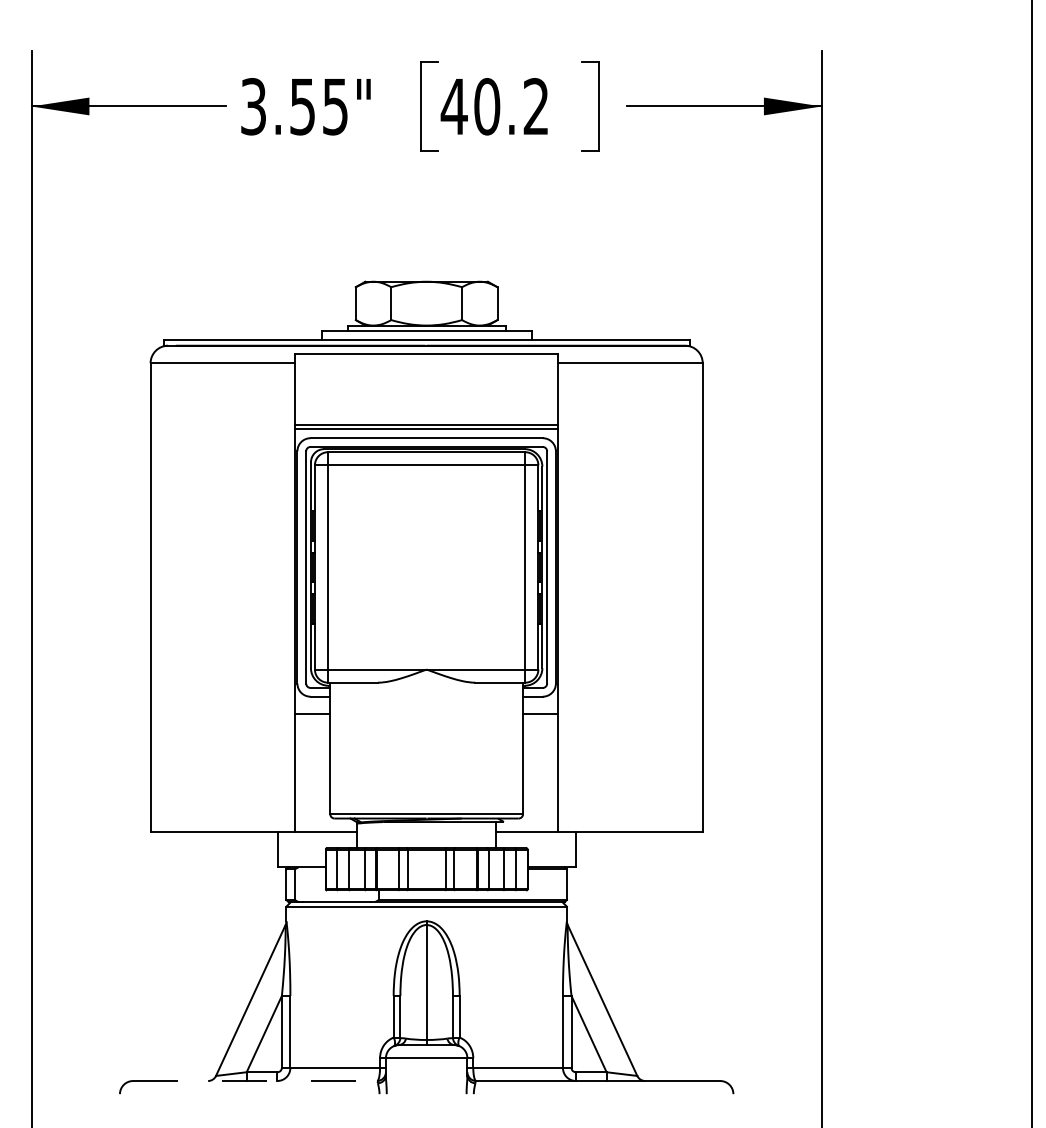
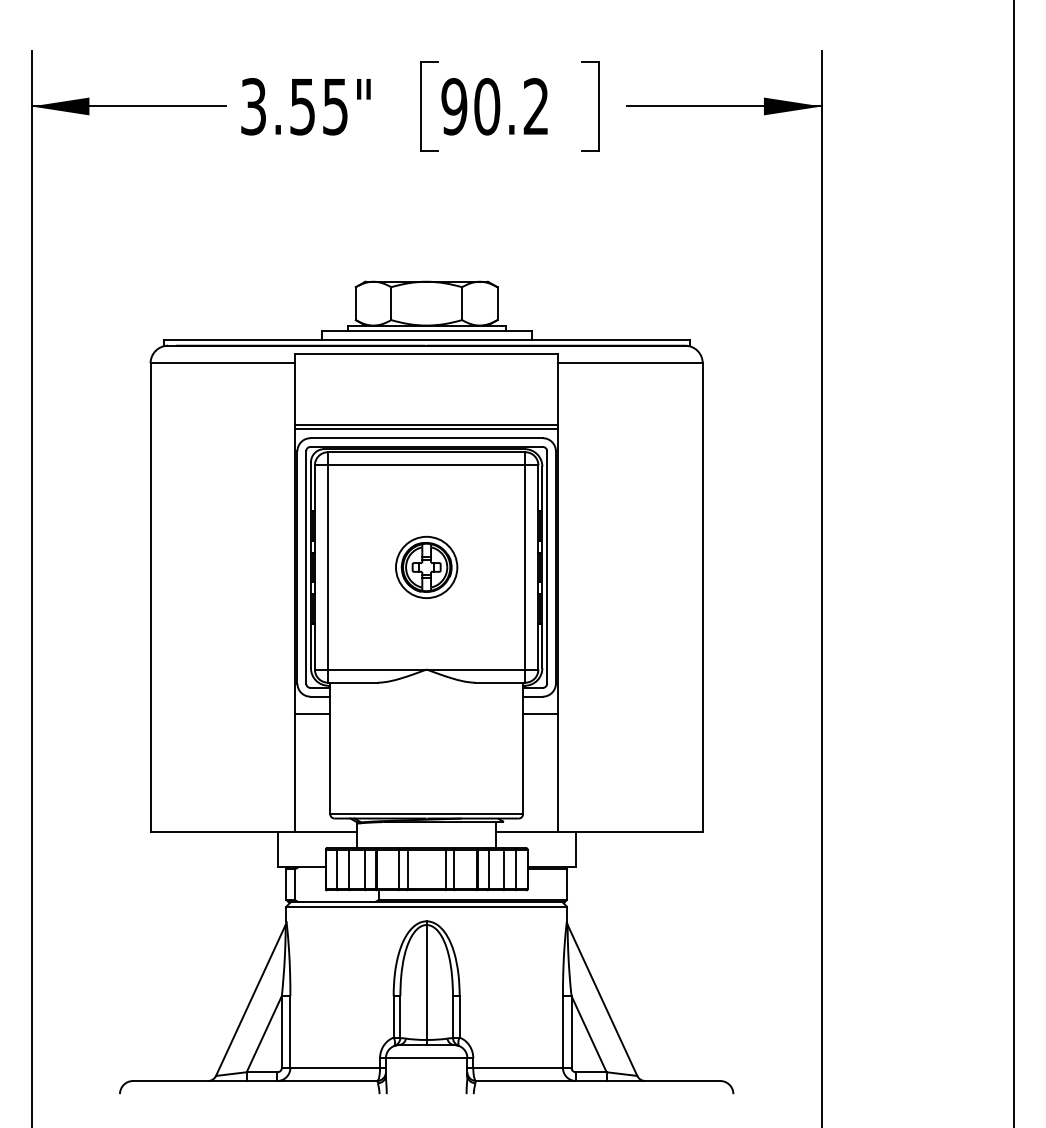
text: 40.2 -> 90.2 (453, 106)
line position: (1032, 563) -> (1014, 563) (1014, 563)
part: none -> present (426, 566)
line: dashed -> solid (255, 1081)
